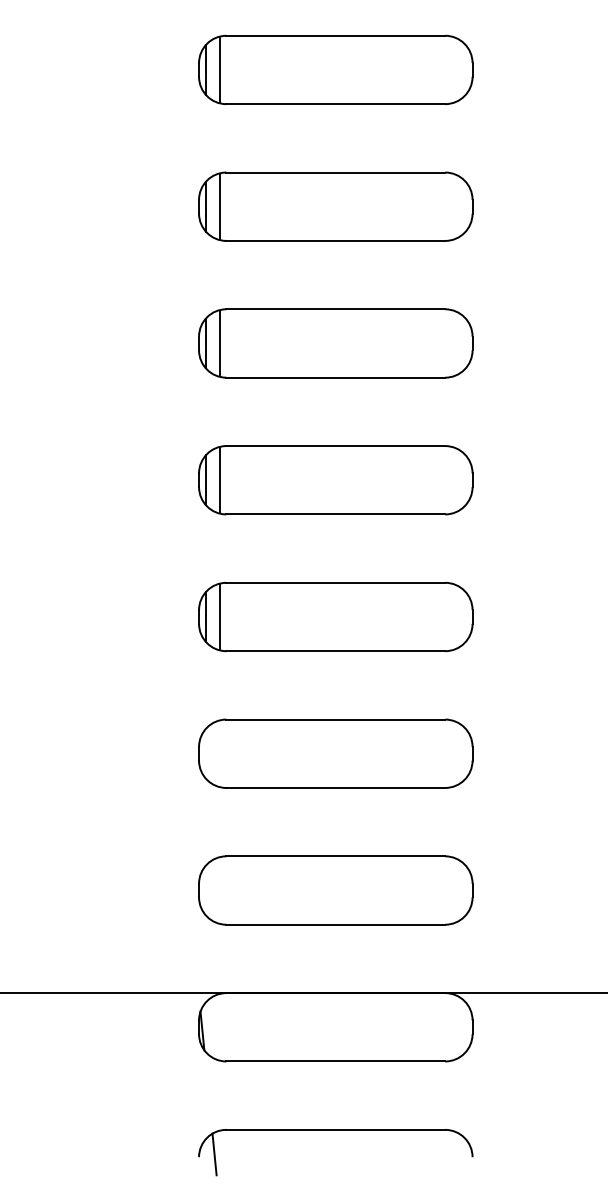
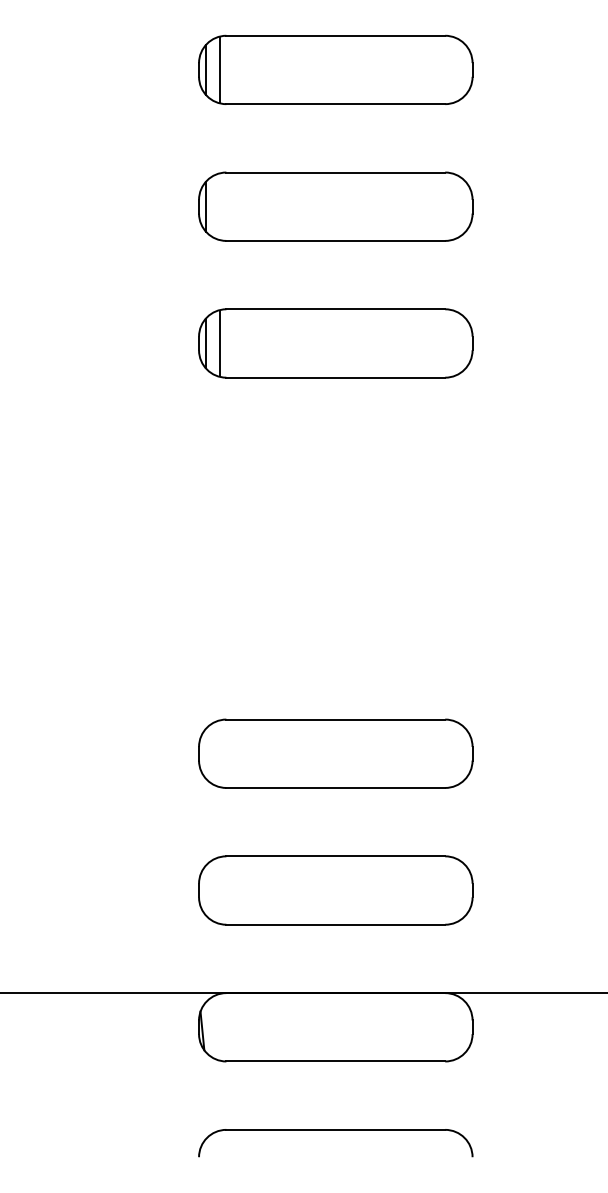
line: present -> none (219, 206)
part: present -> none (335, 480)
part: present -> none (335, 617)
line: present -> none (214, 1154)
